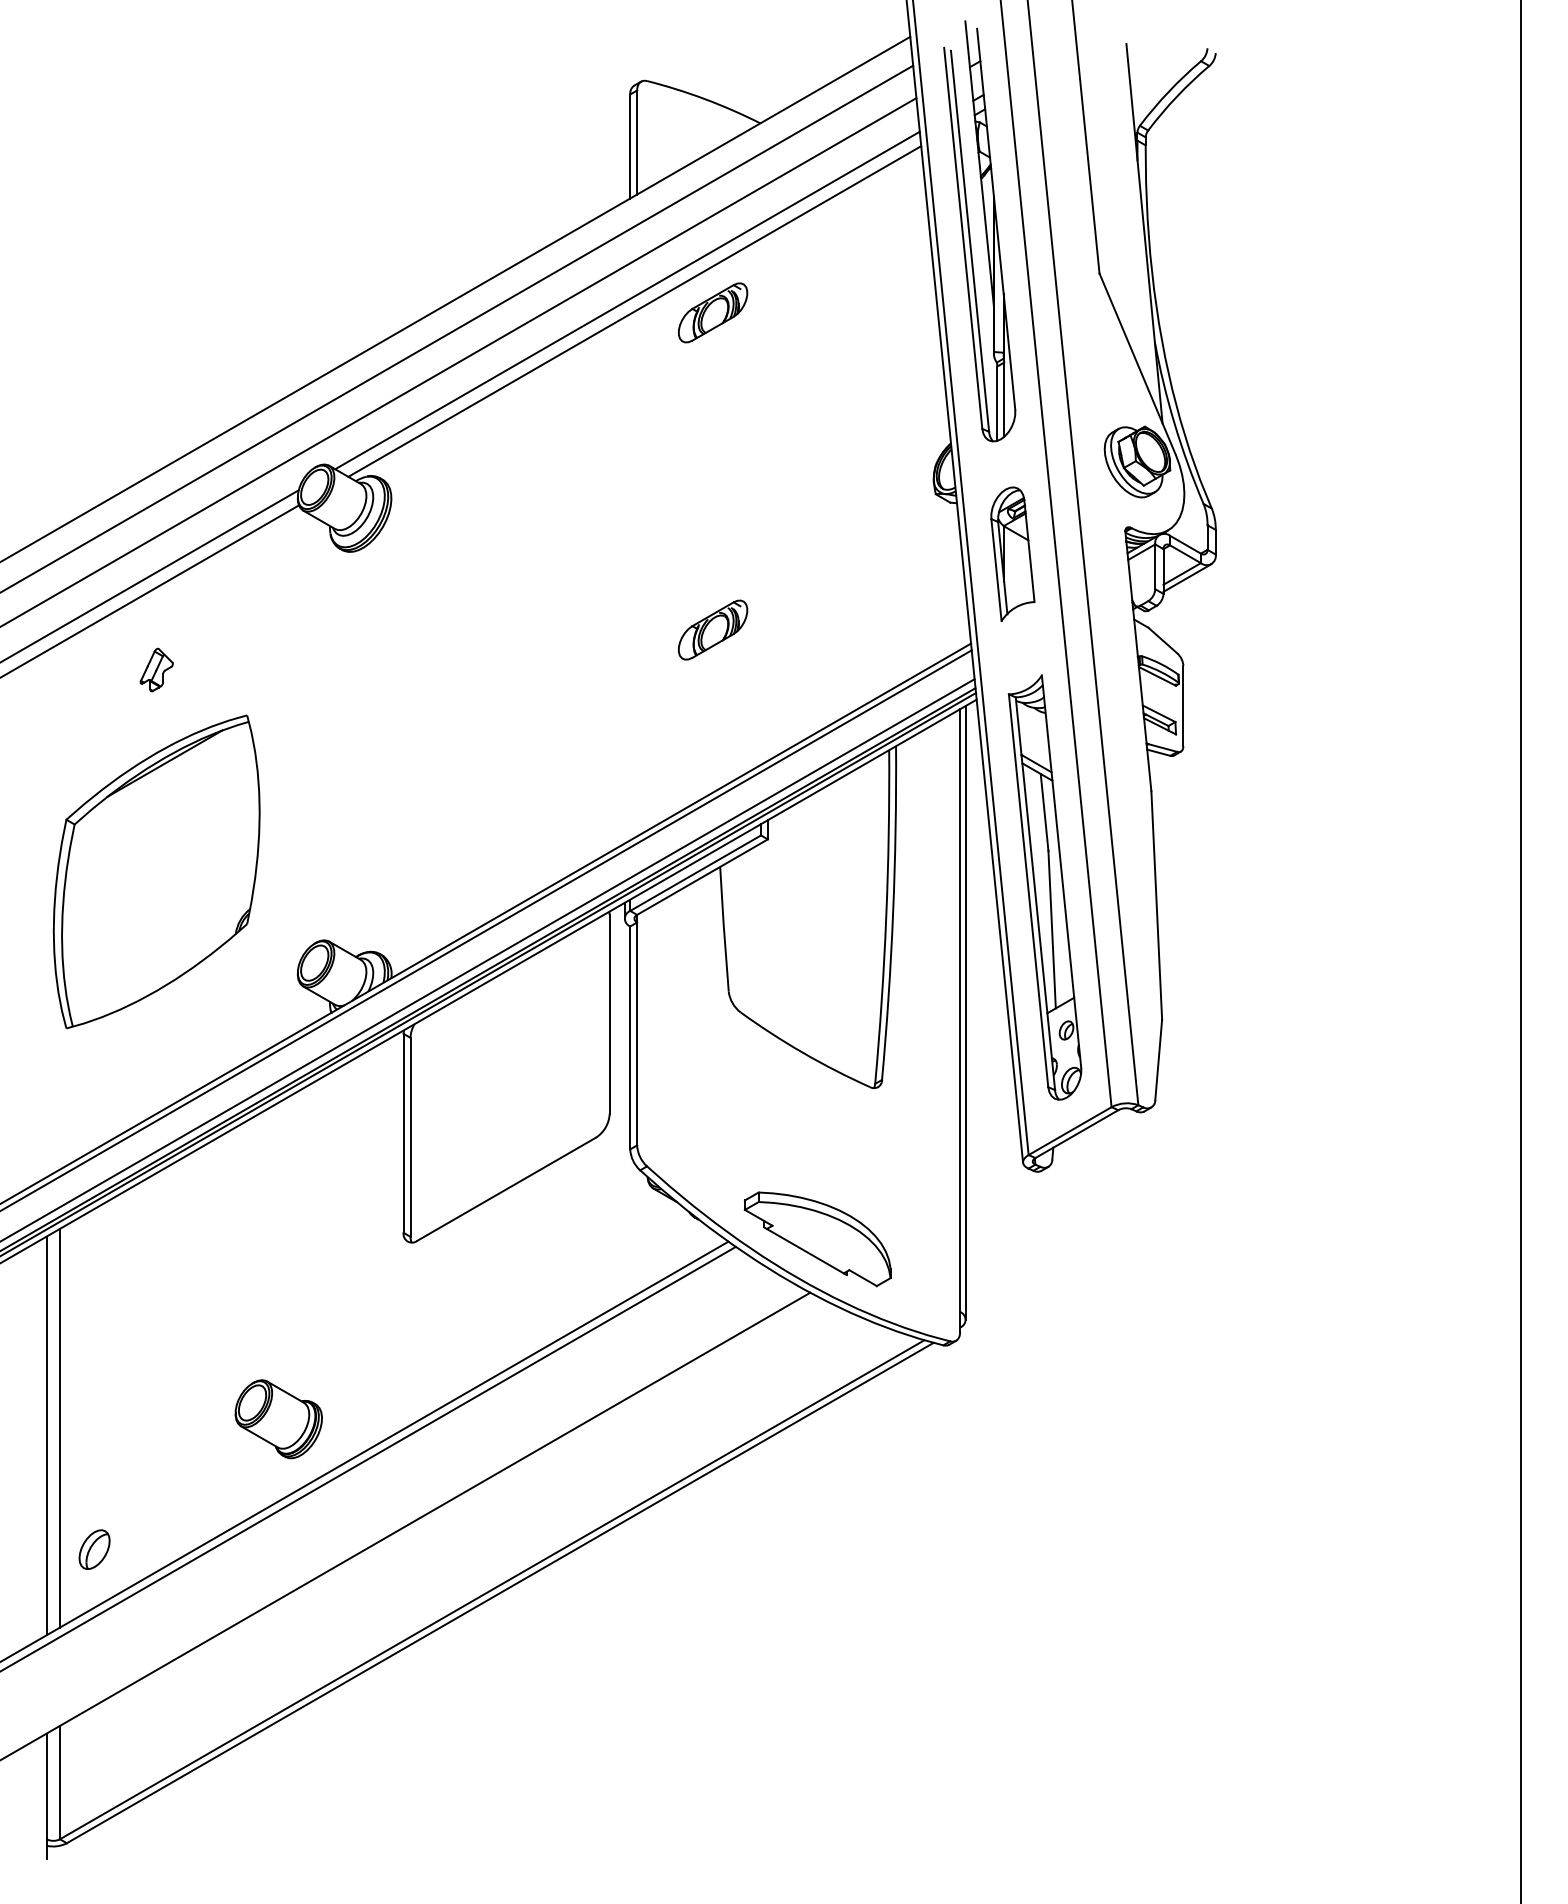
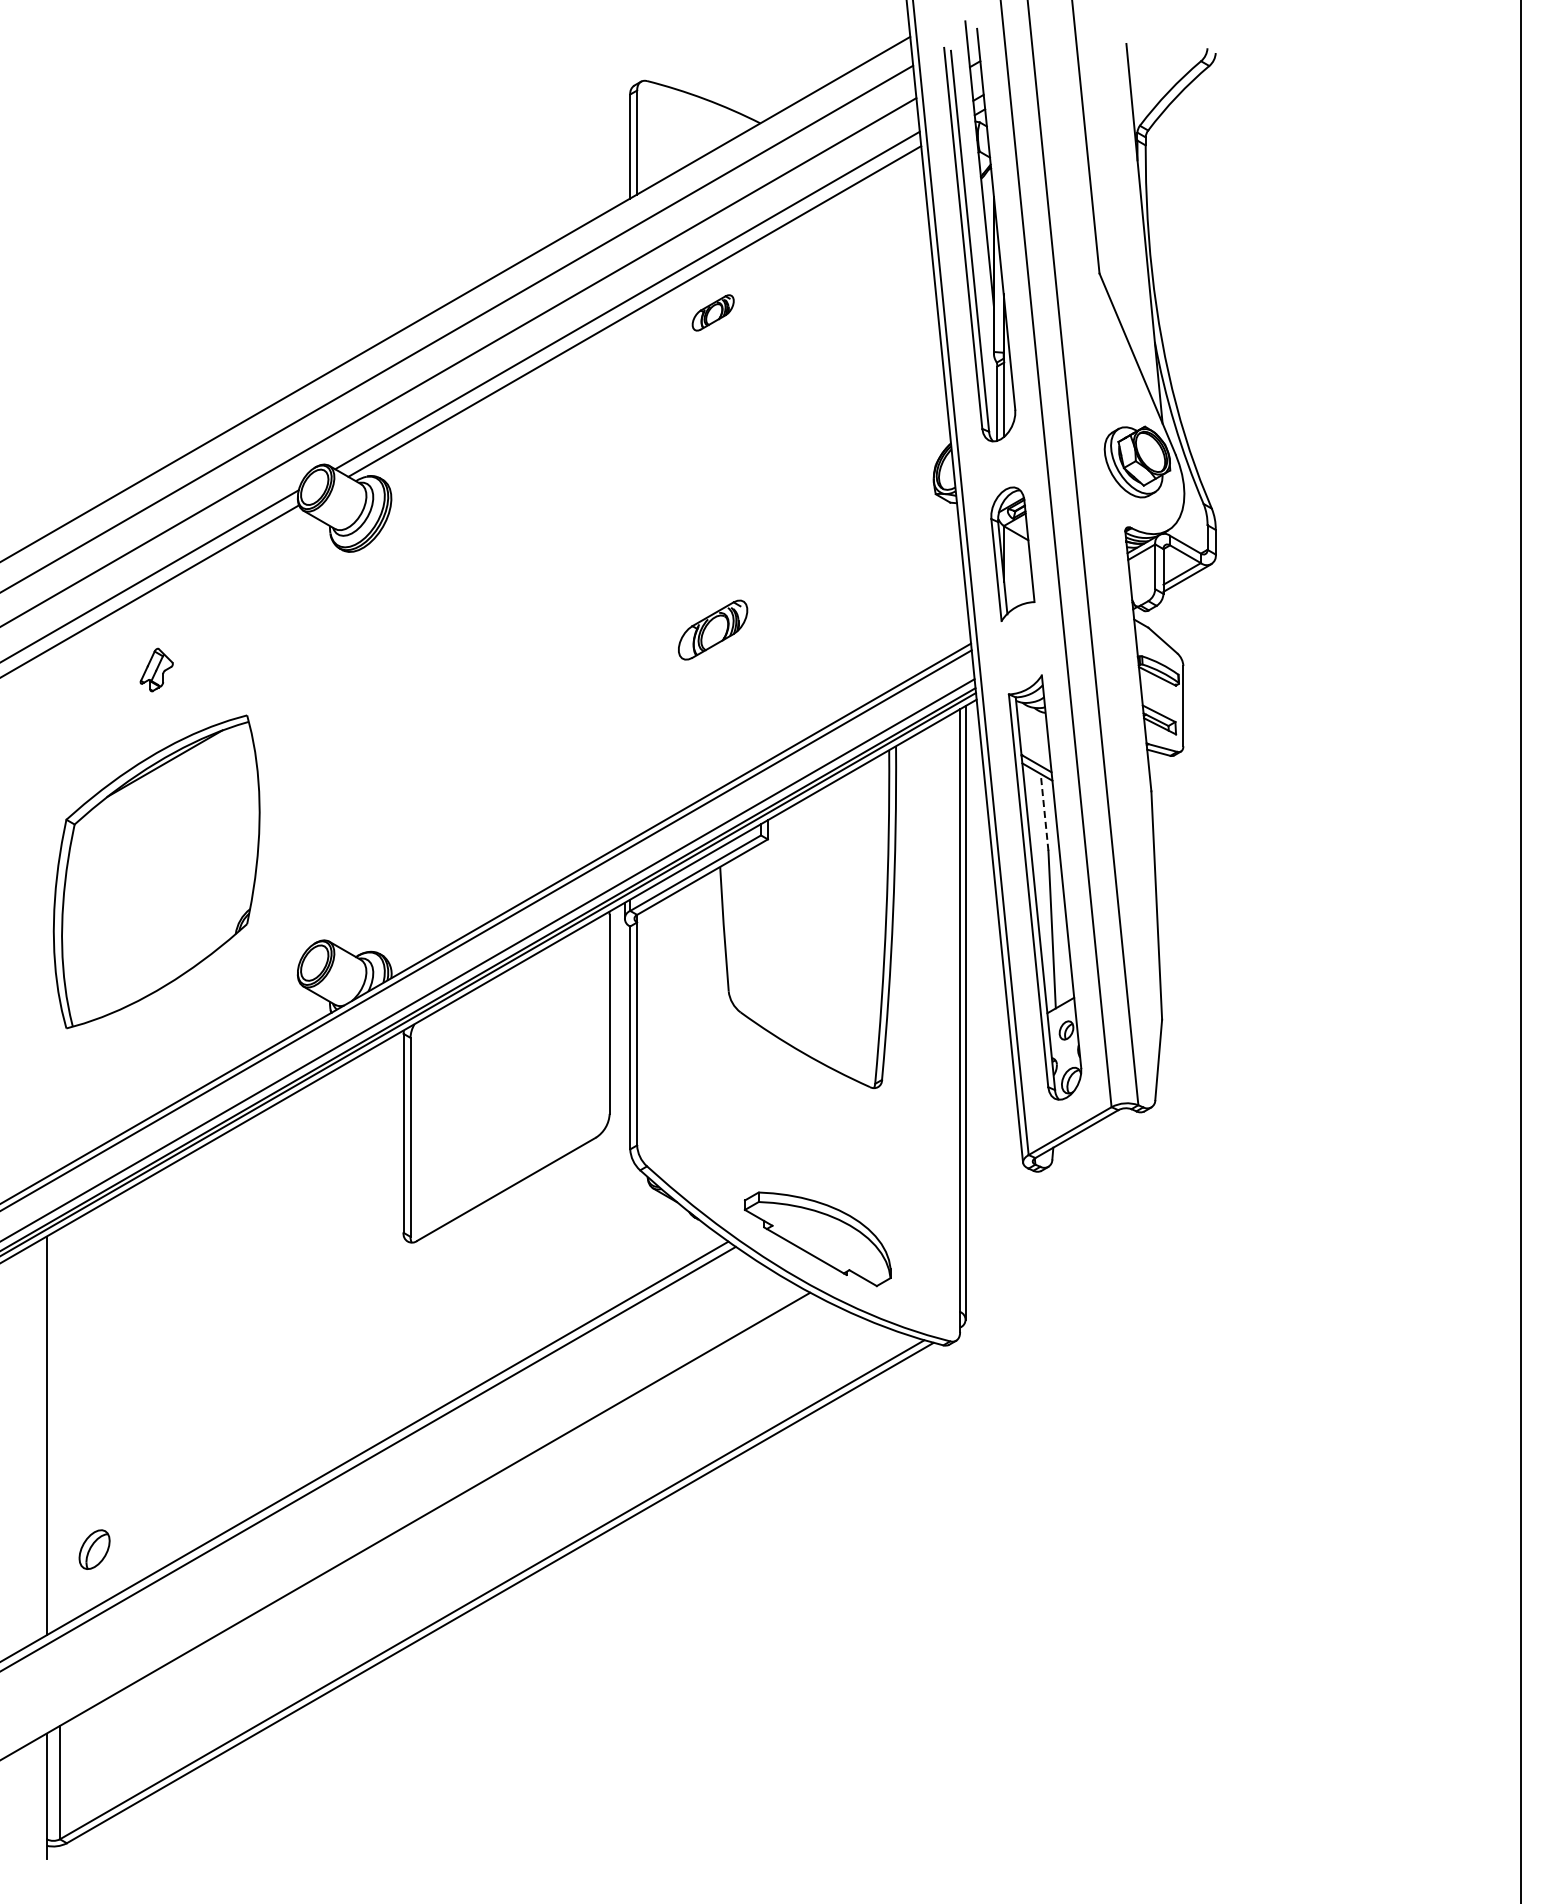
part size: 71x62 px -> 44x38 px (712, 312)
line: solid -> dashed (1044, 812)
part: present -> none (278, 1419)
line: present -> none (59, 1427)
